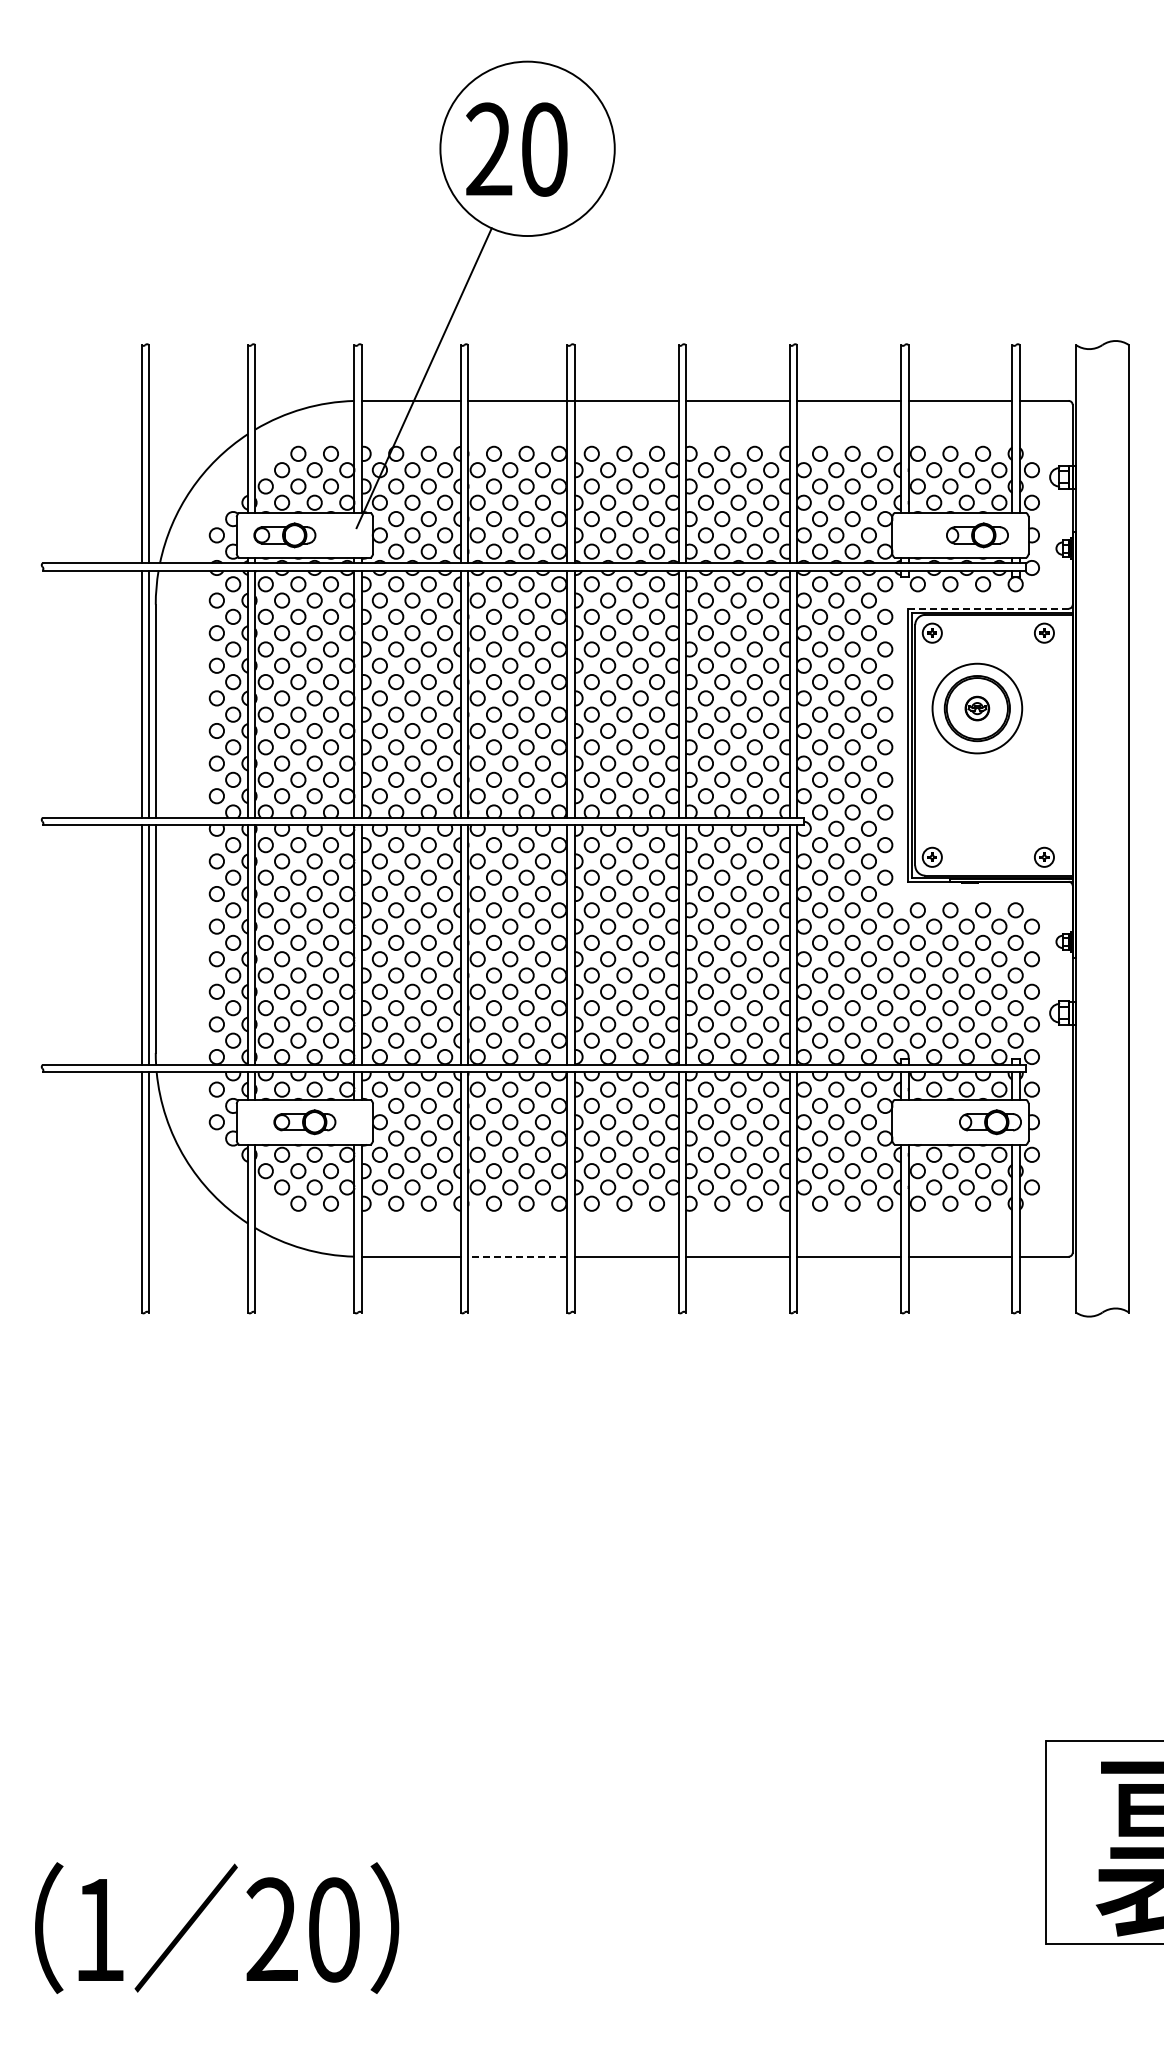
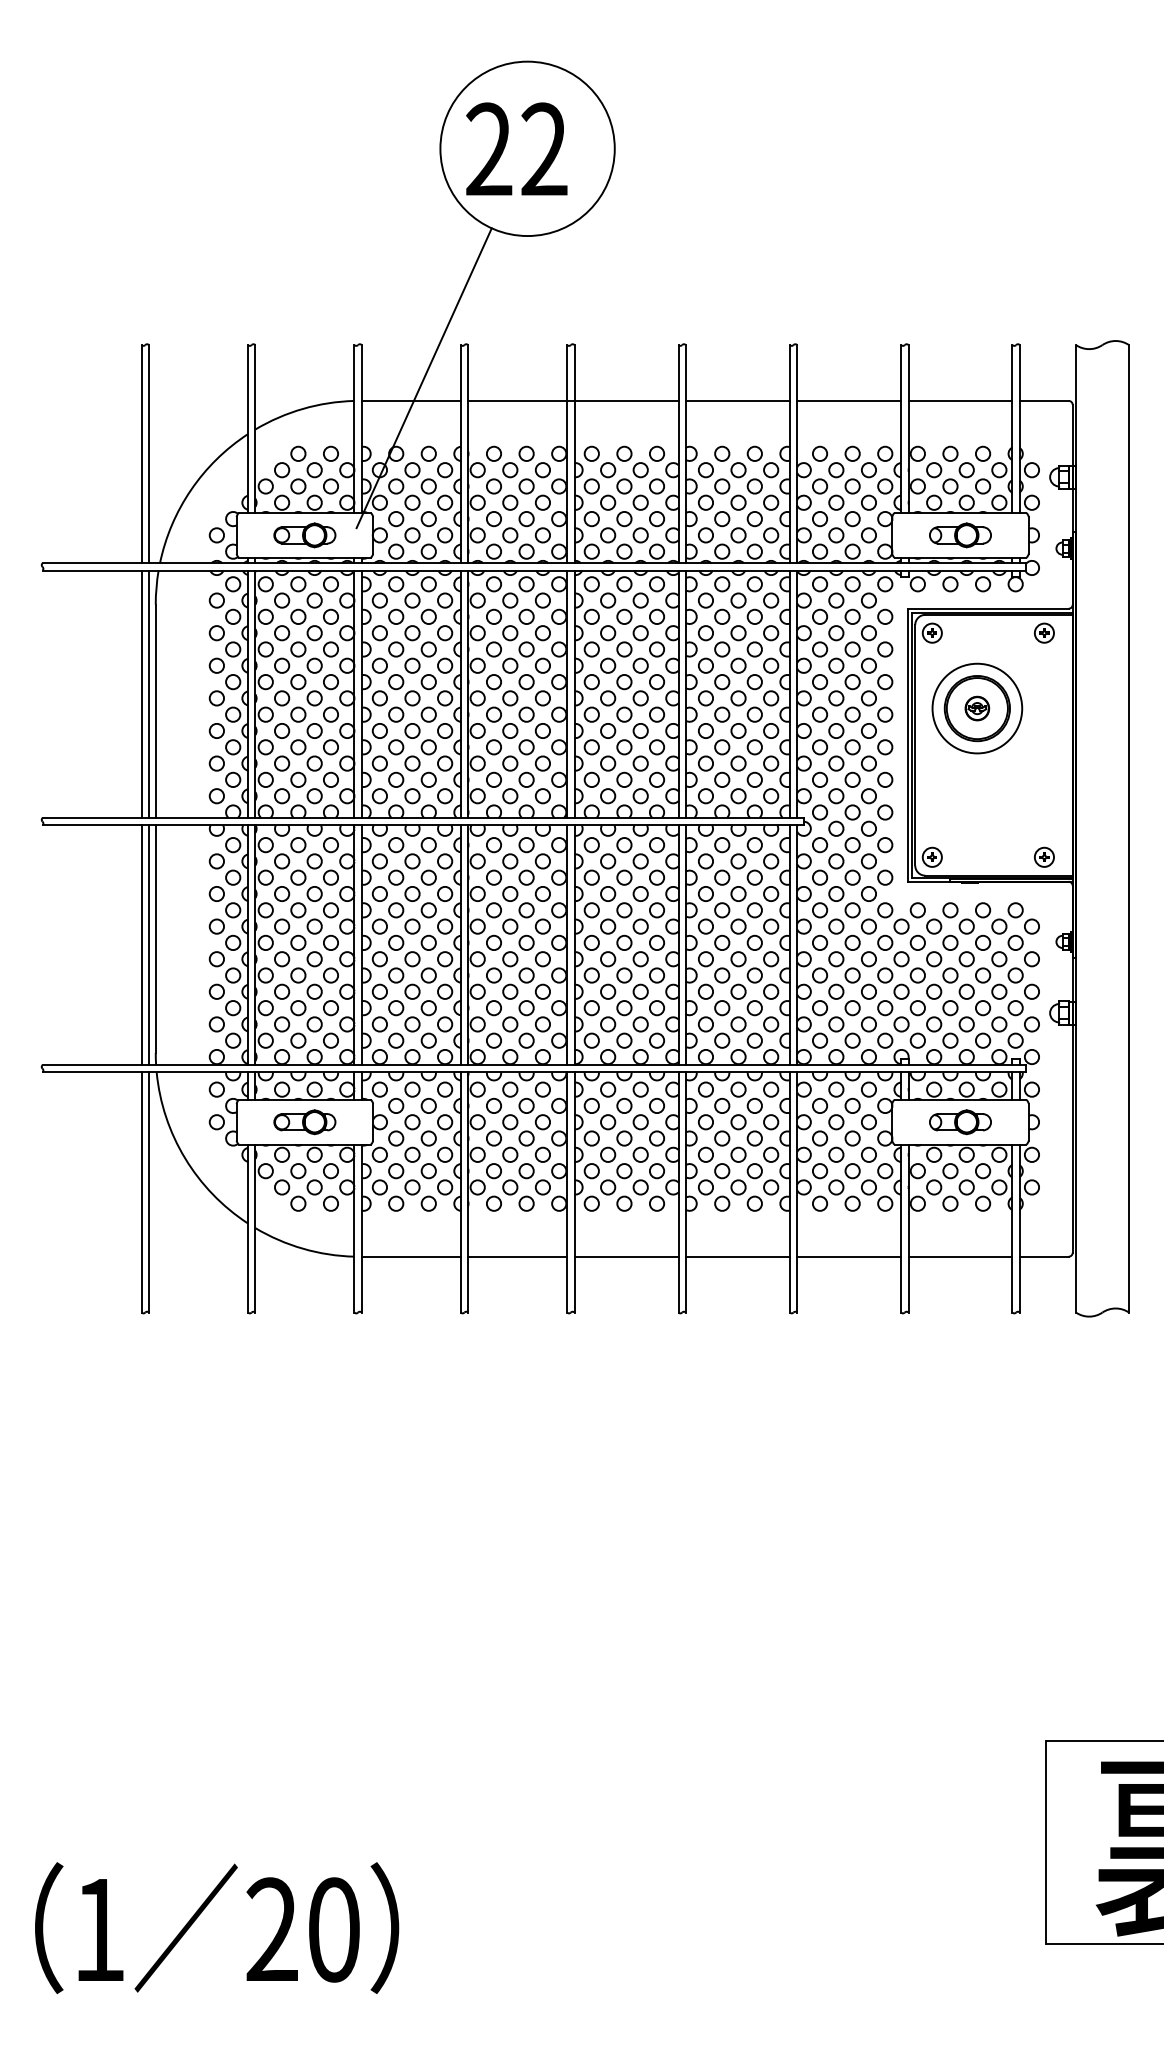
text: 20 -> 22 (544, 149)
part position: (284, 535) -> (304, 535) (304, 535)
part position: (977, 535) -> (960, 535) (960, 535)
line: dashed -> solid (988, 608)
part position: (990, 1122) -> (960, 1122) (960, 1122)
line: dashed -> solid (517, 1256)
